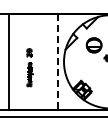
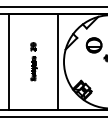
line: none -> present (53, 6)
line: dashed -> solid (57, 61)
part position: (29, 67) -> (33, 61) (33, 61)
